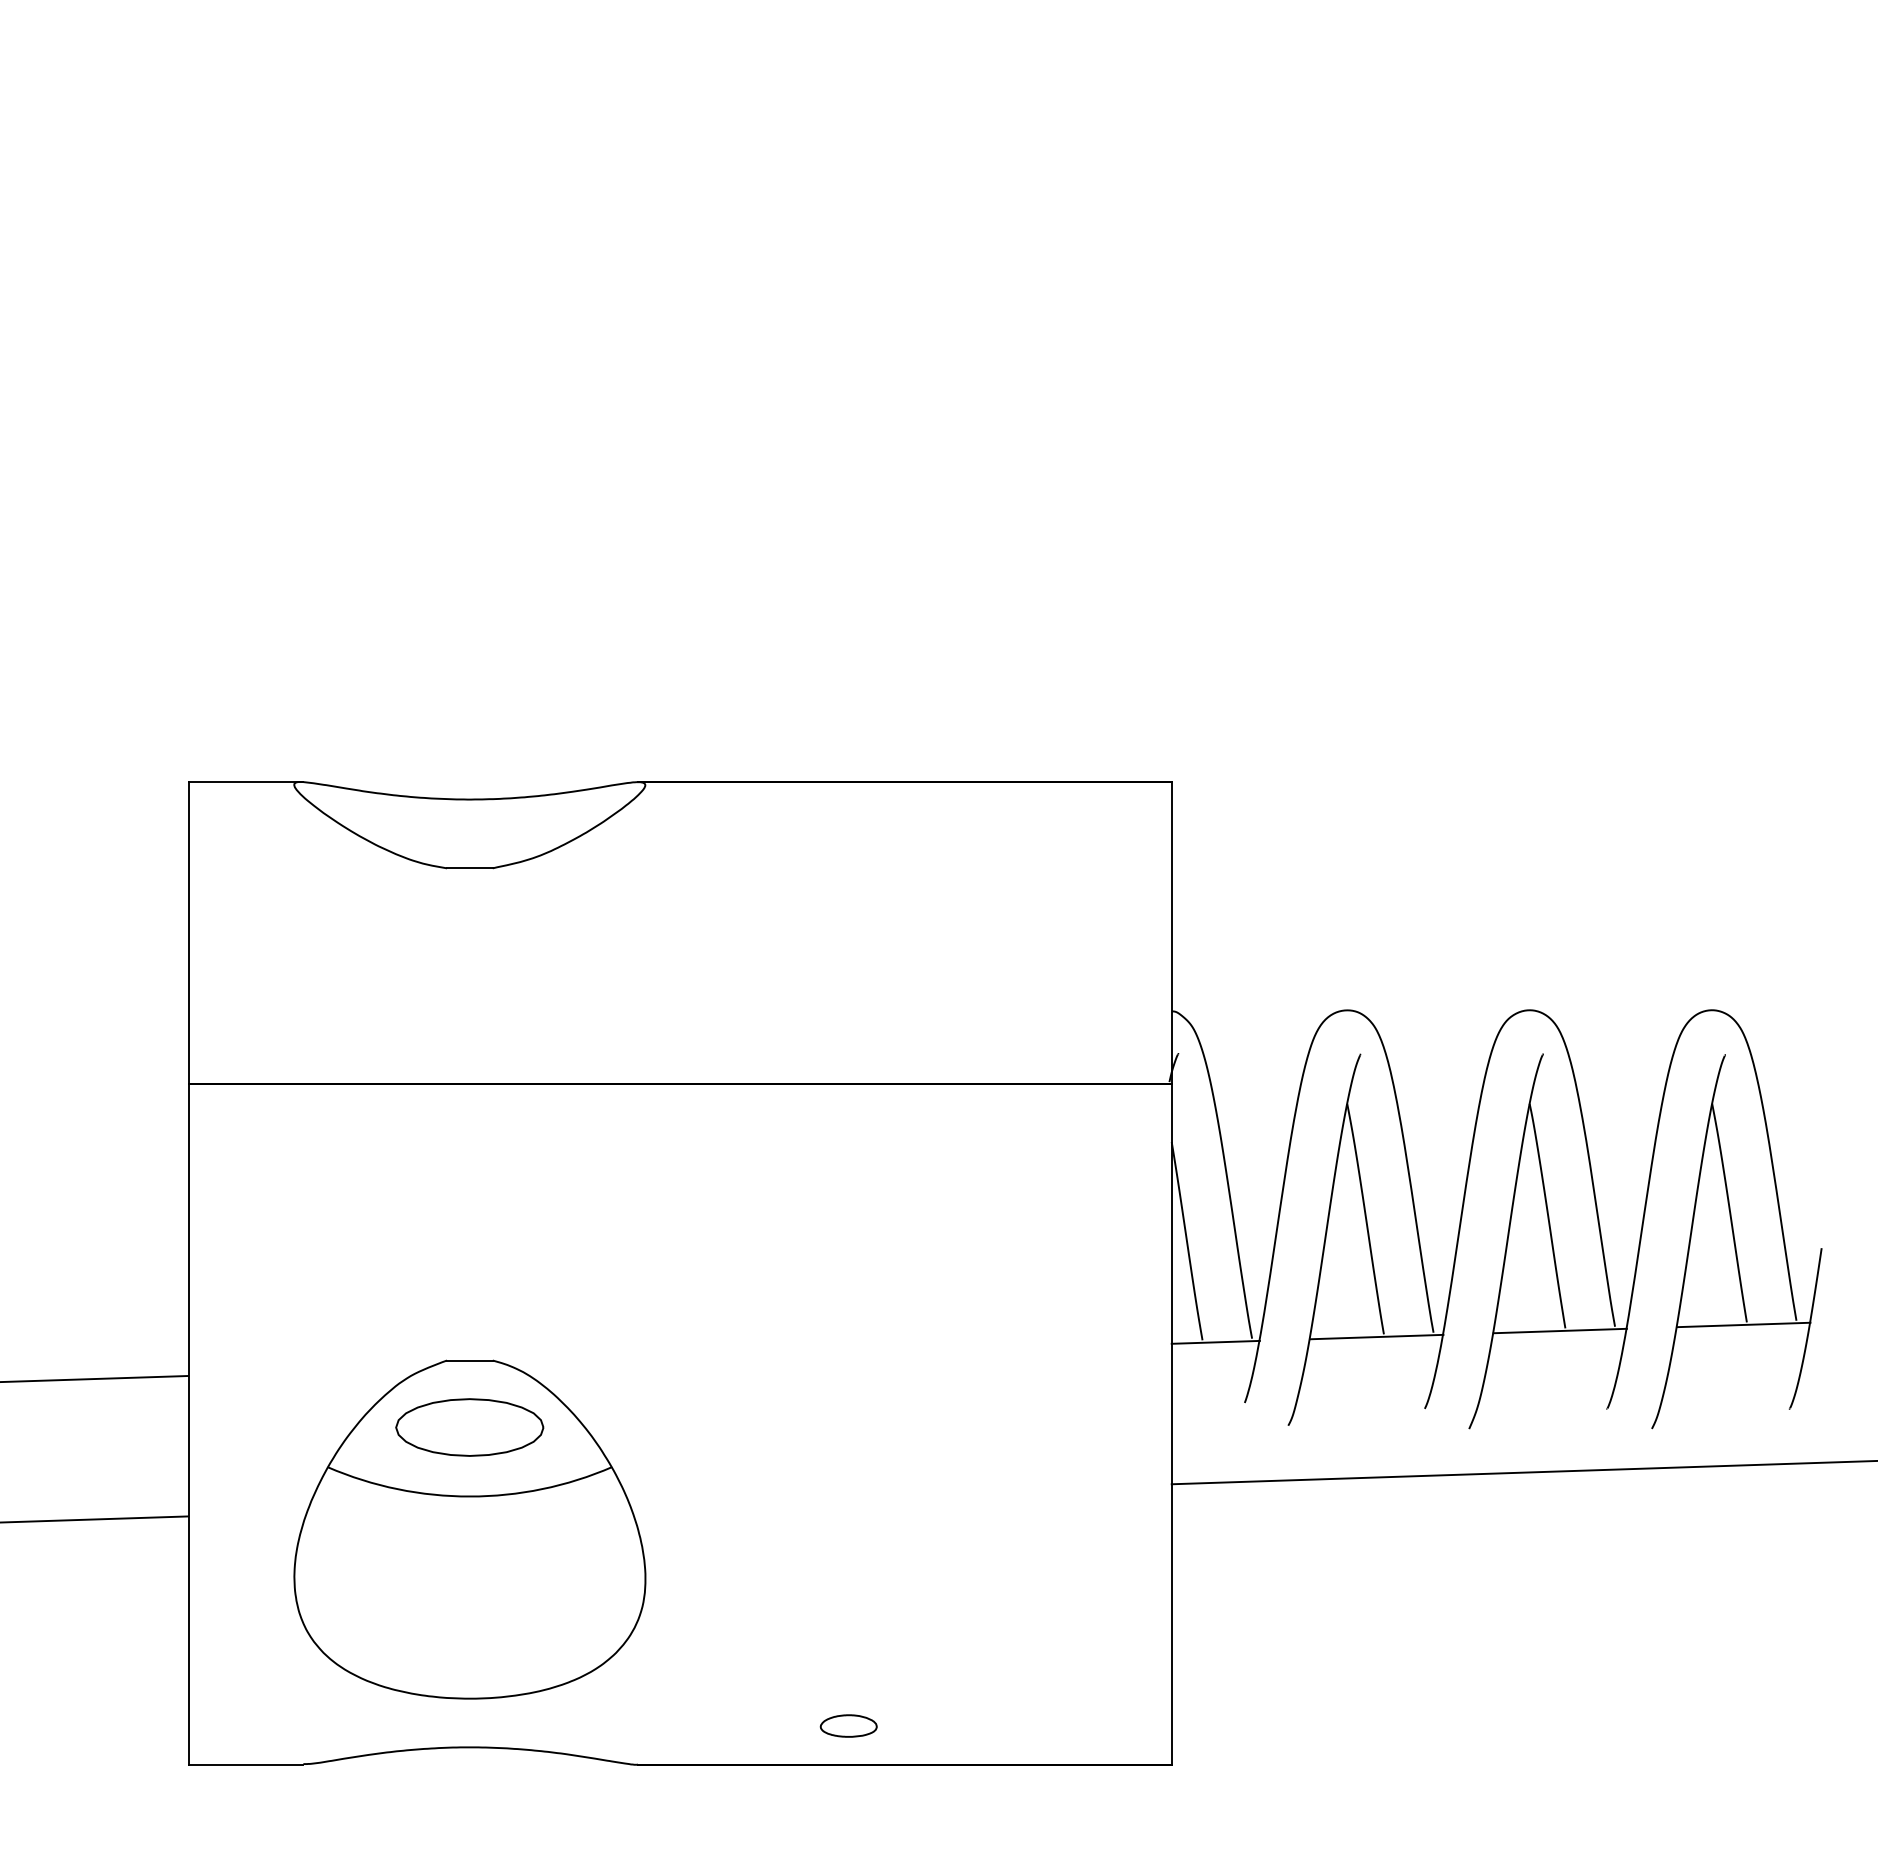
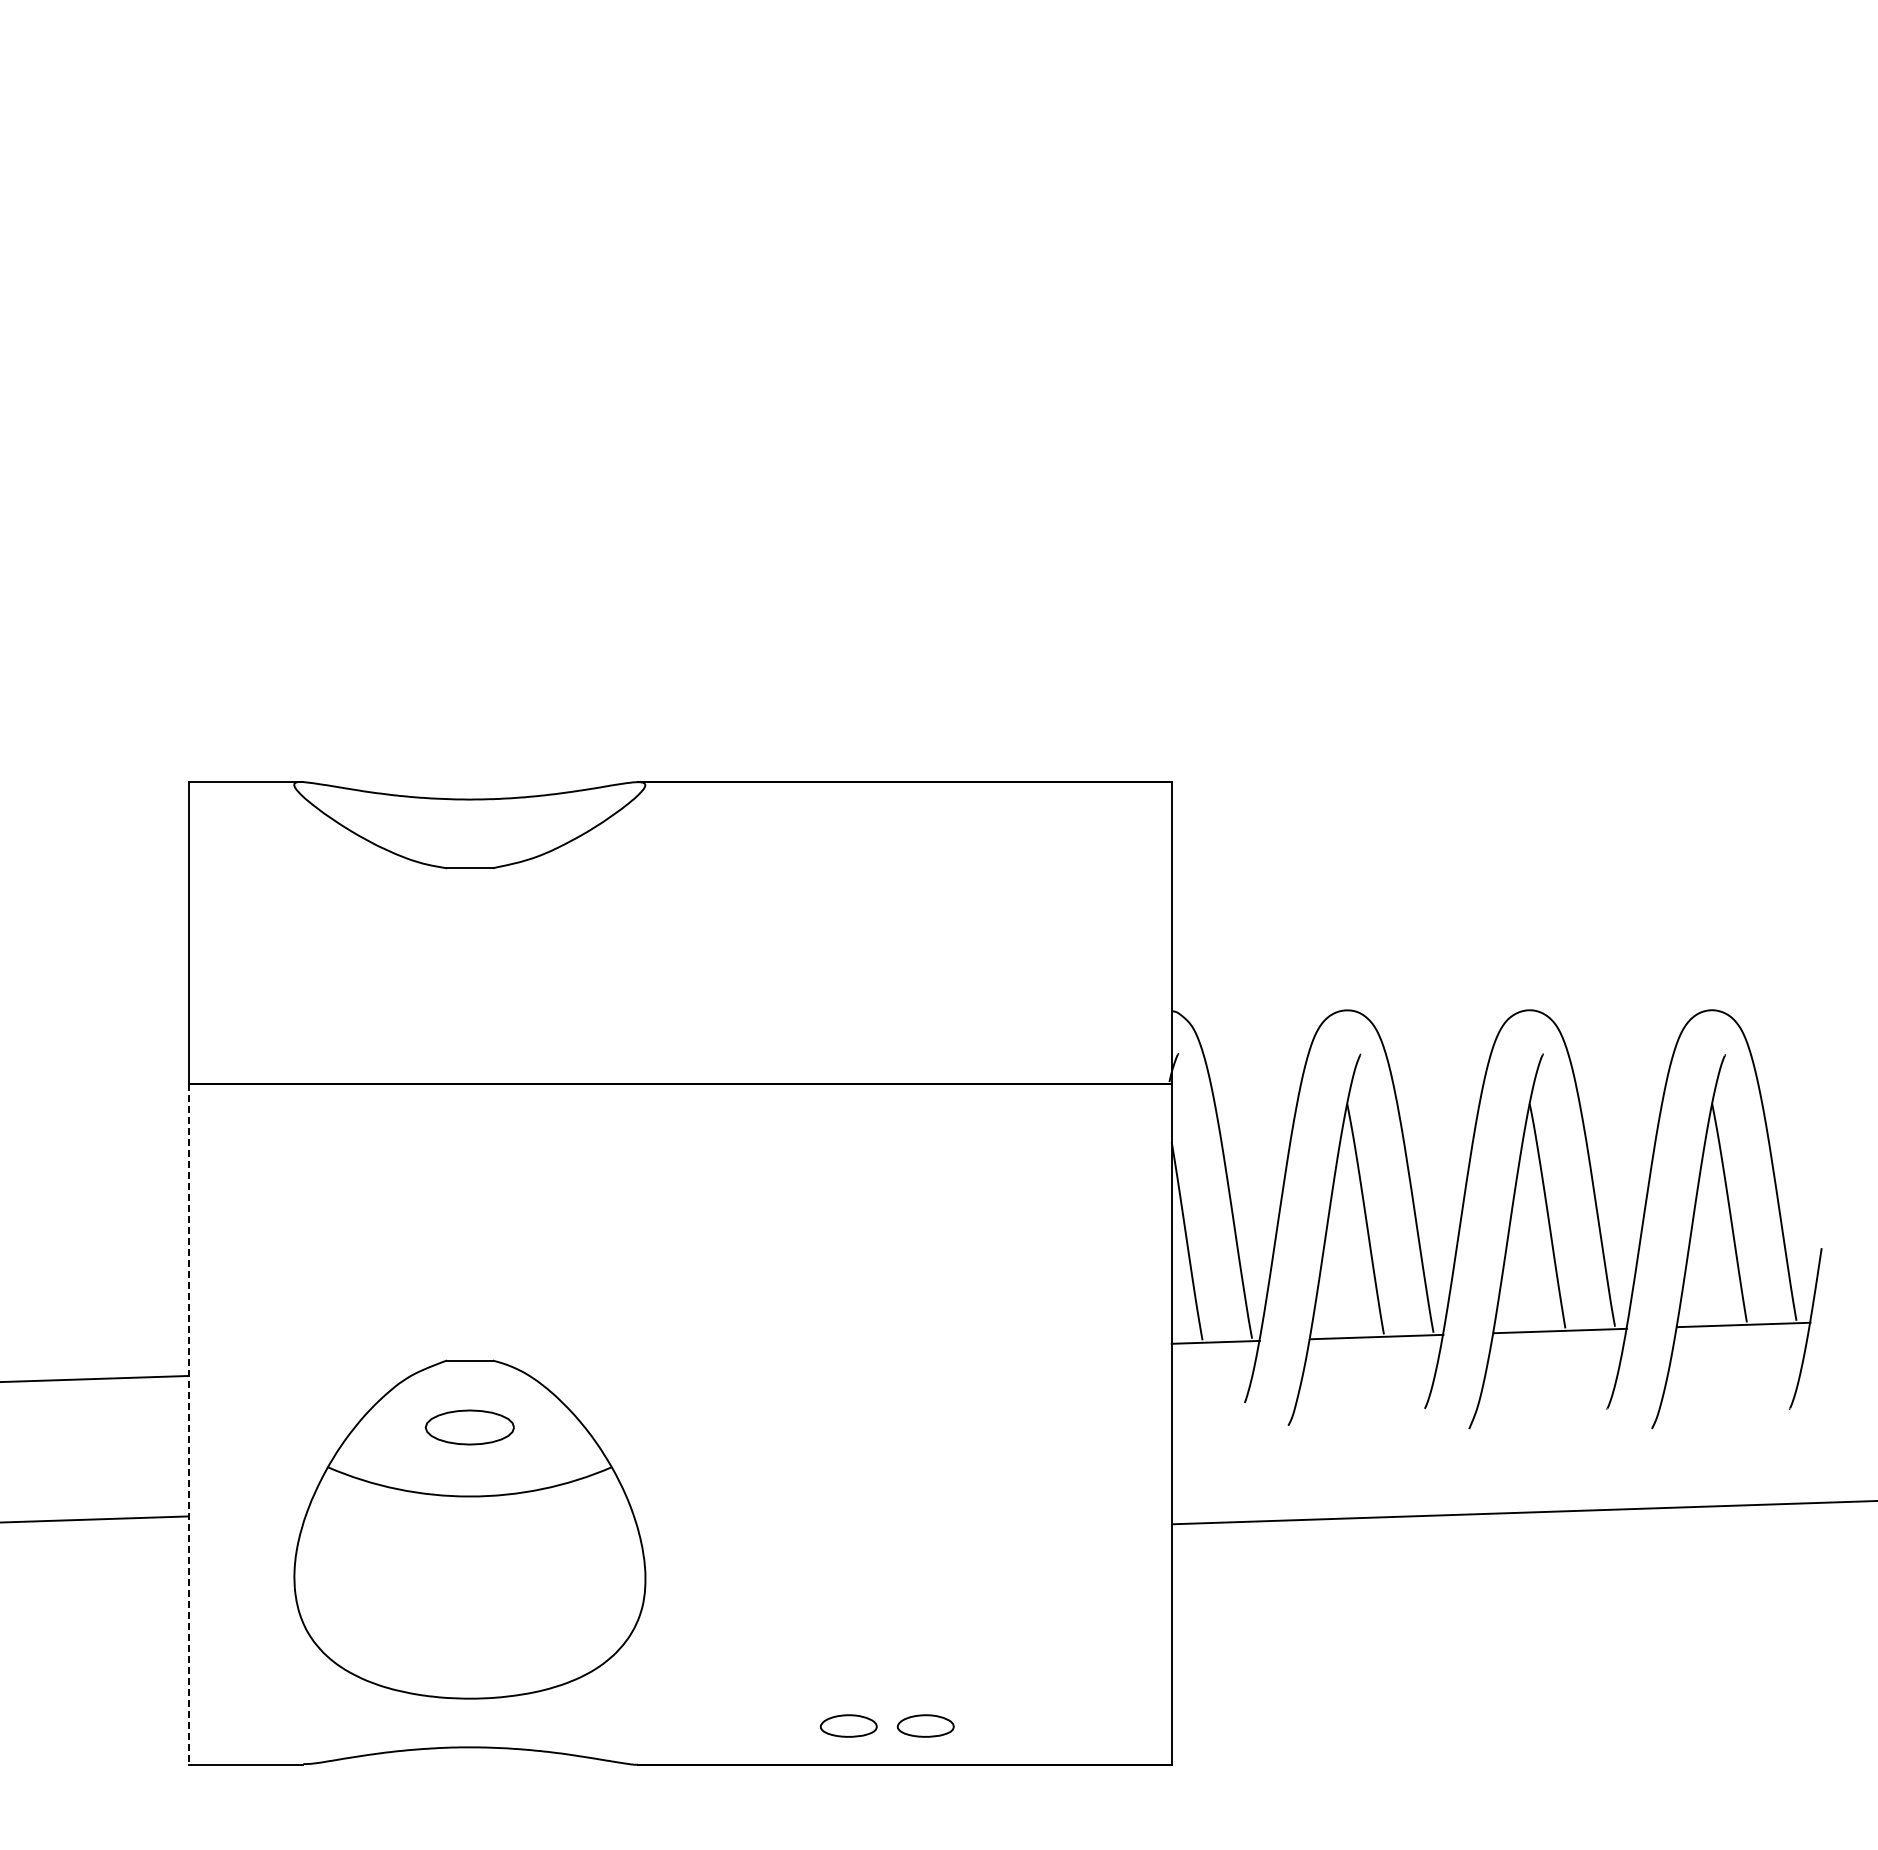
line: solid -> dashed (189, 1424)
part size: 150x59 px -> 91x37 px (469, 1427)
line position: (1522, 1472) -> (1523, 1512) (1523, 1512)
part: none -> present (925, 1725)
